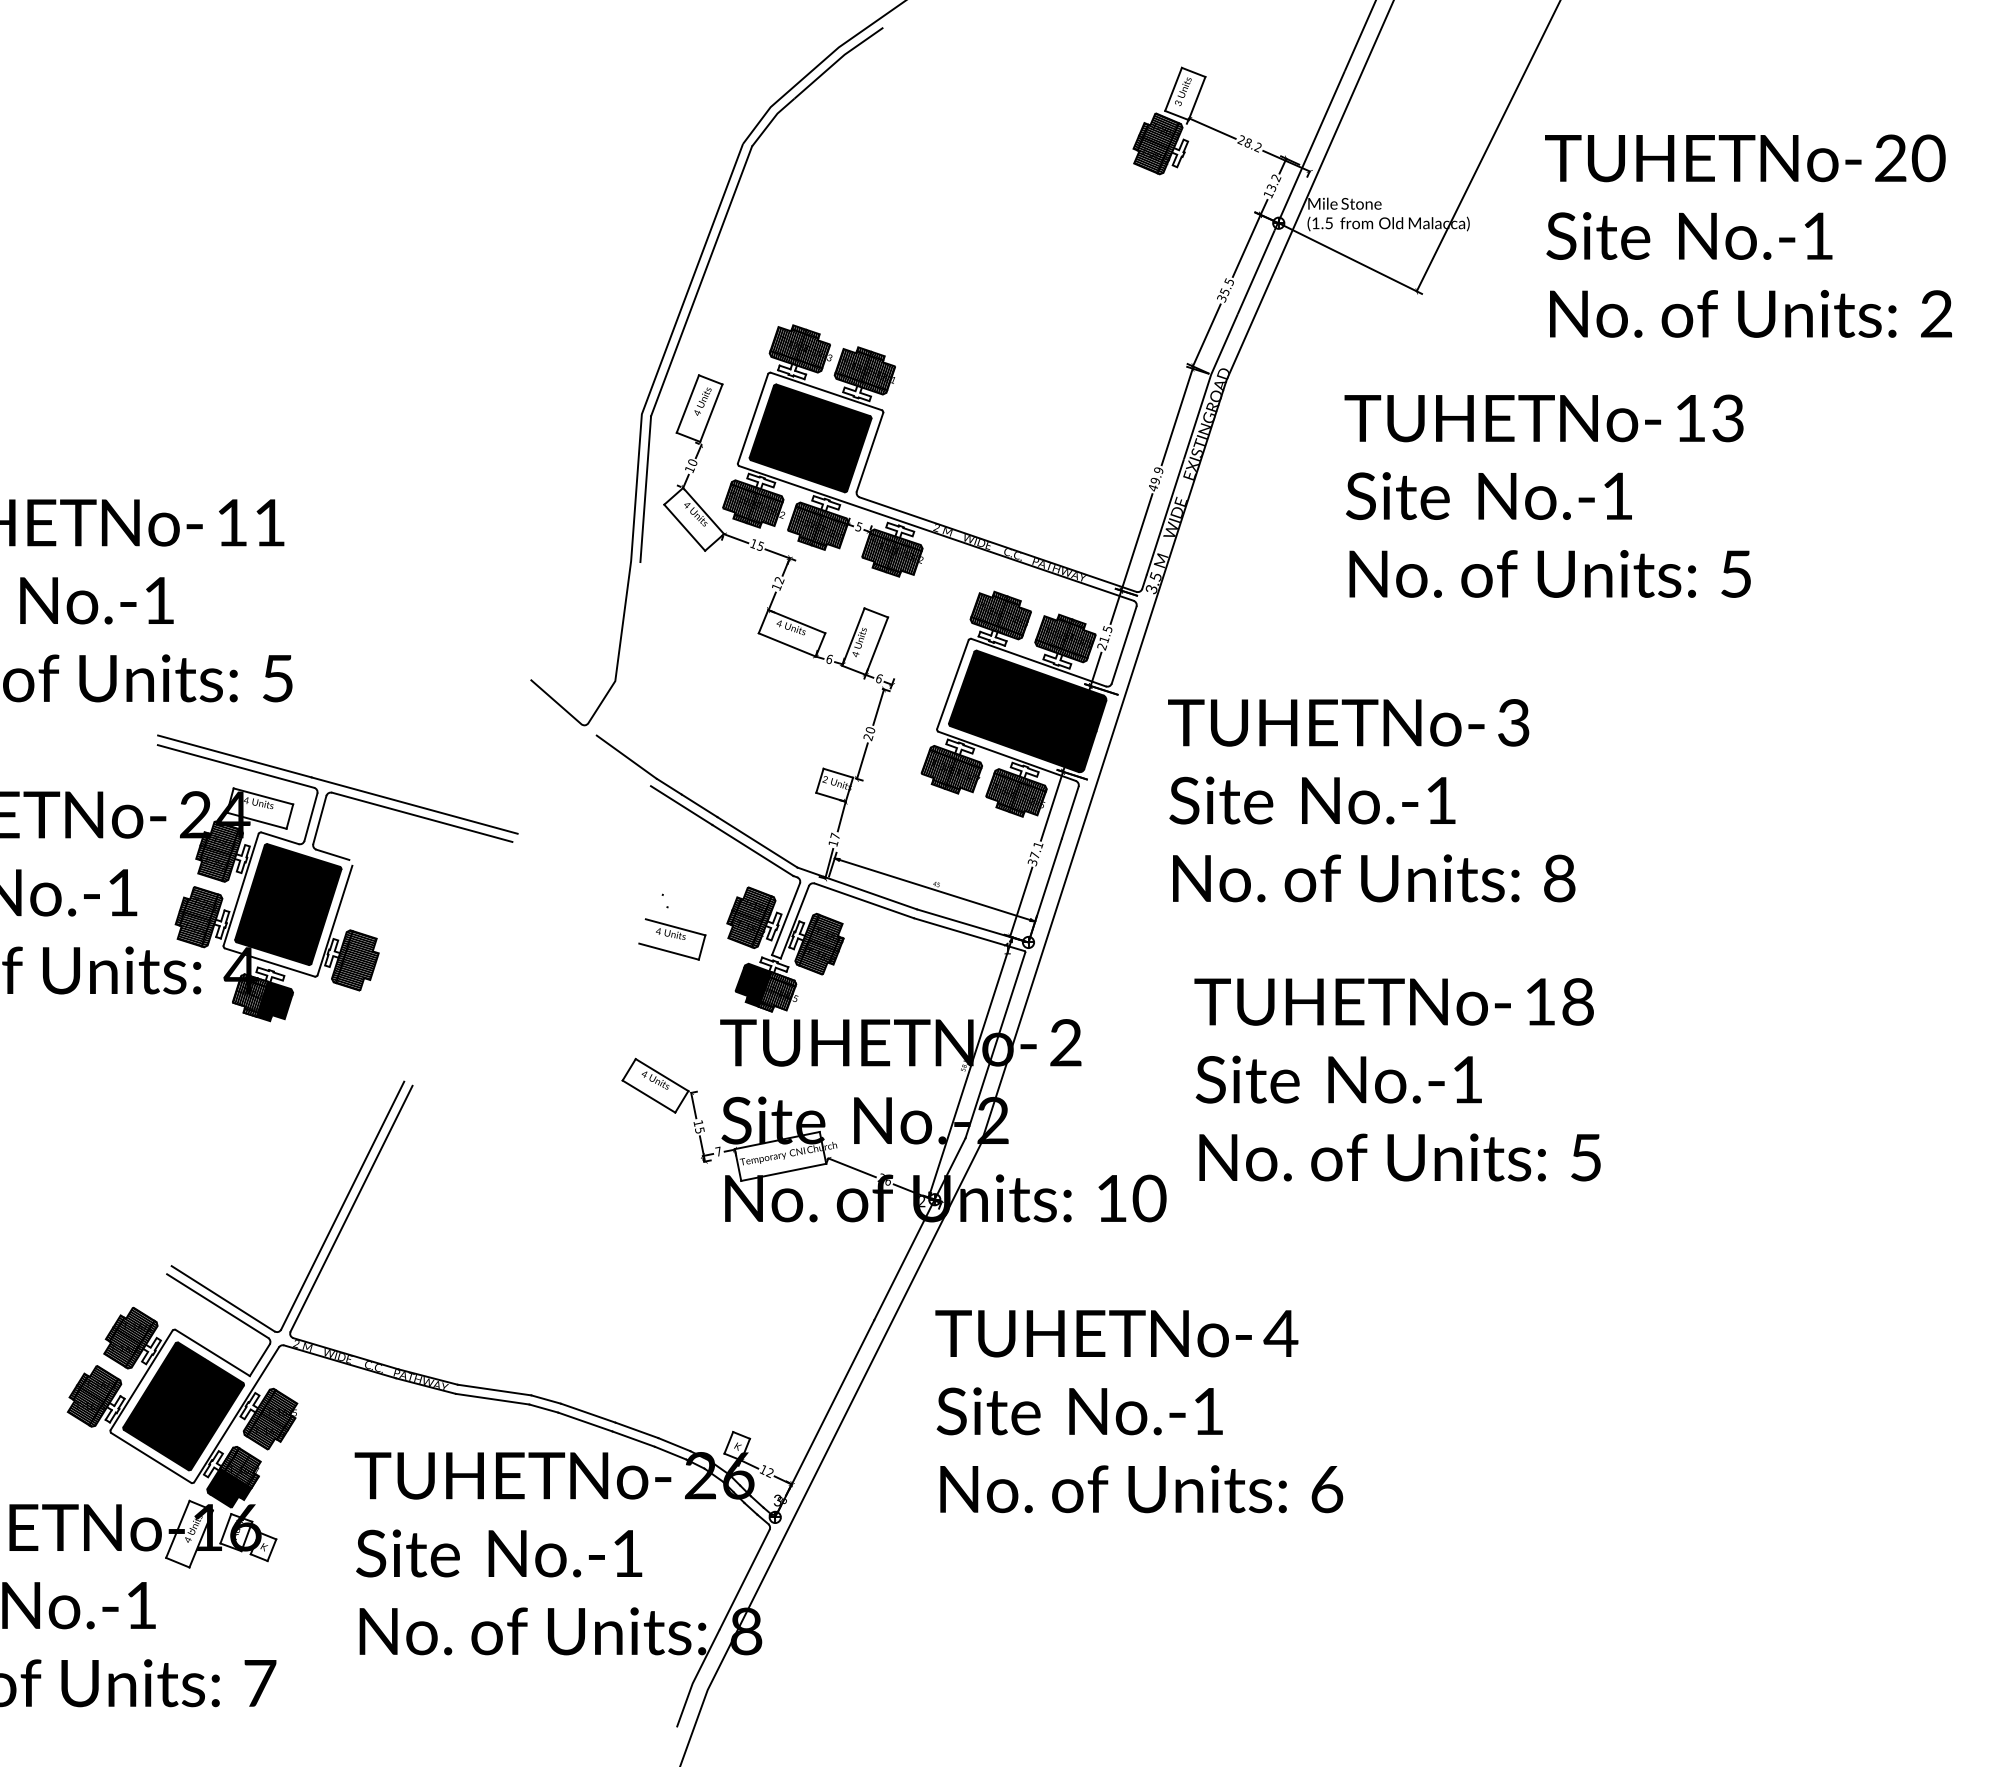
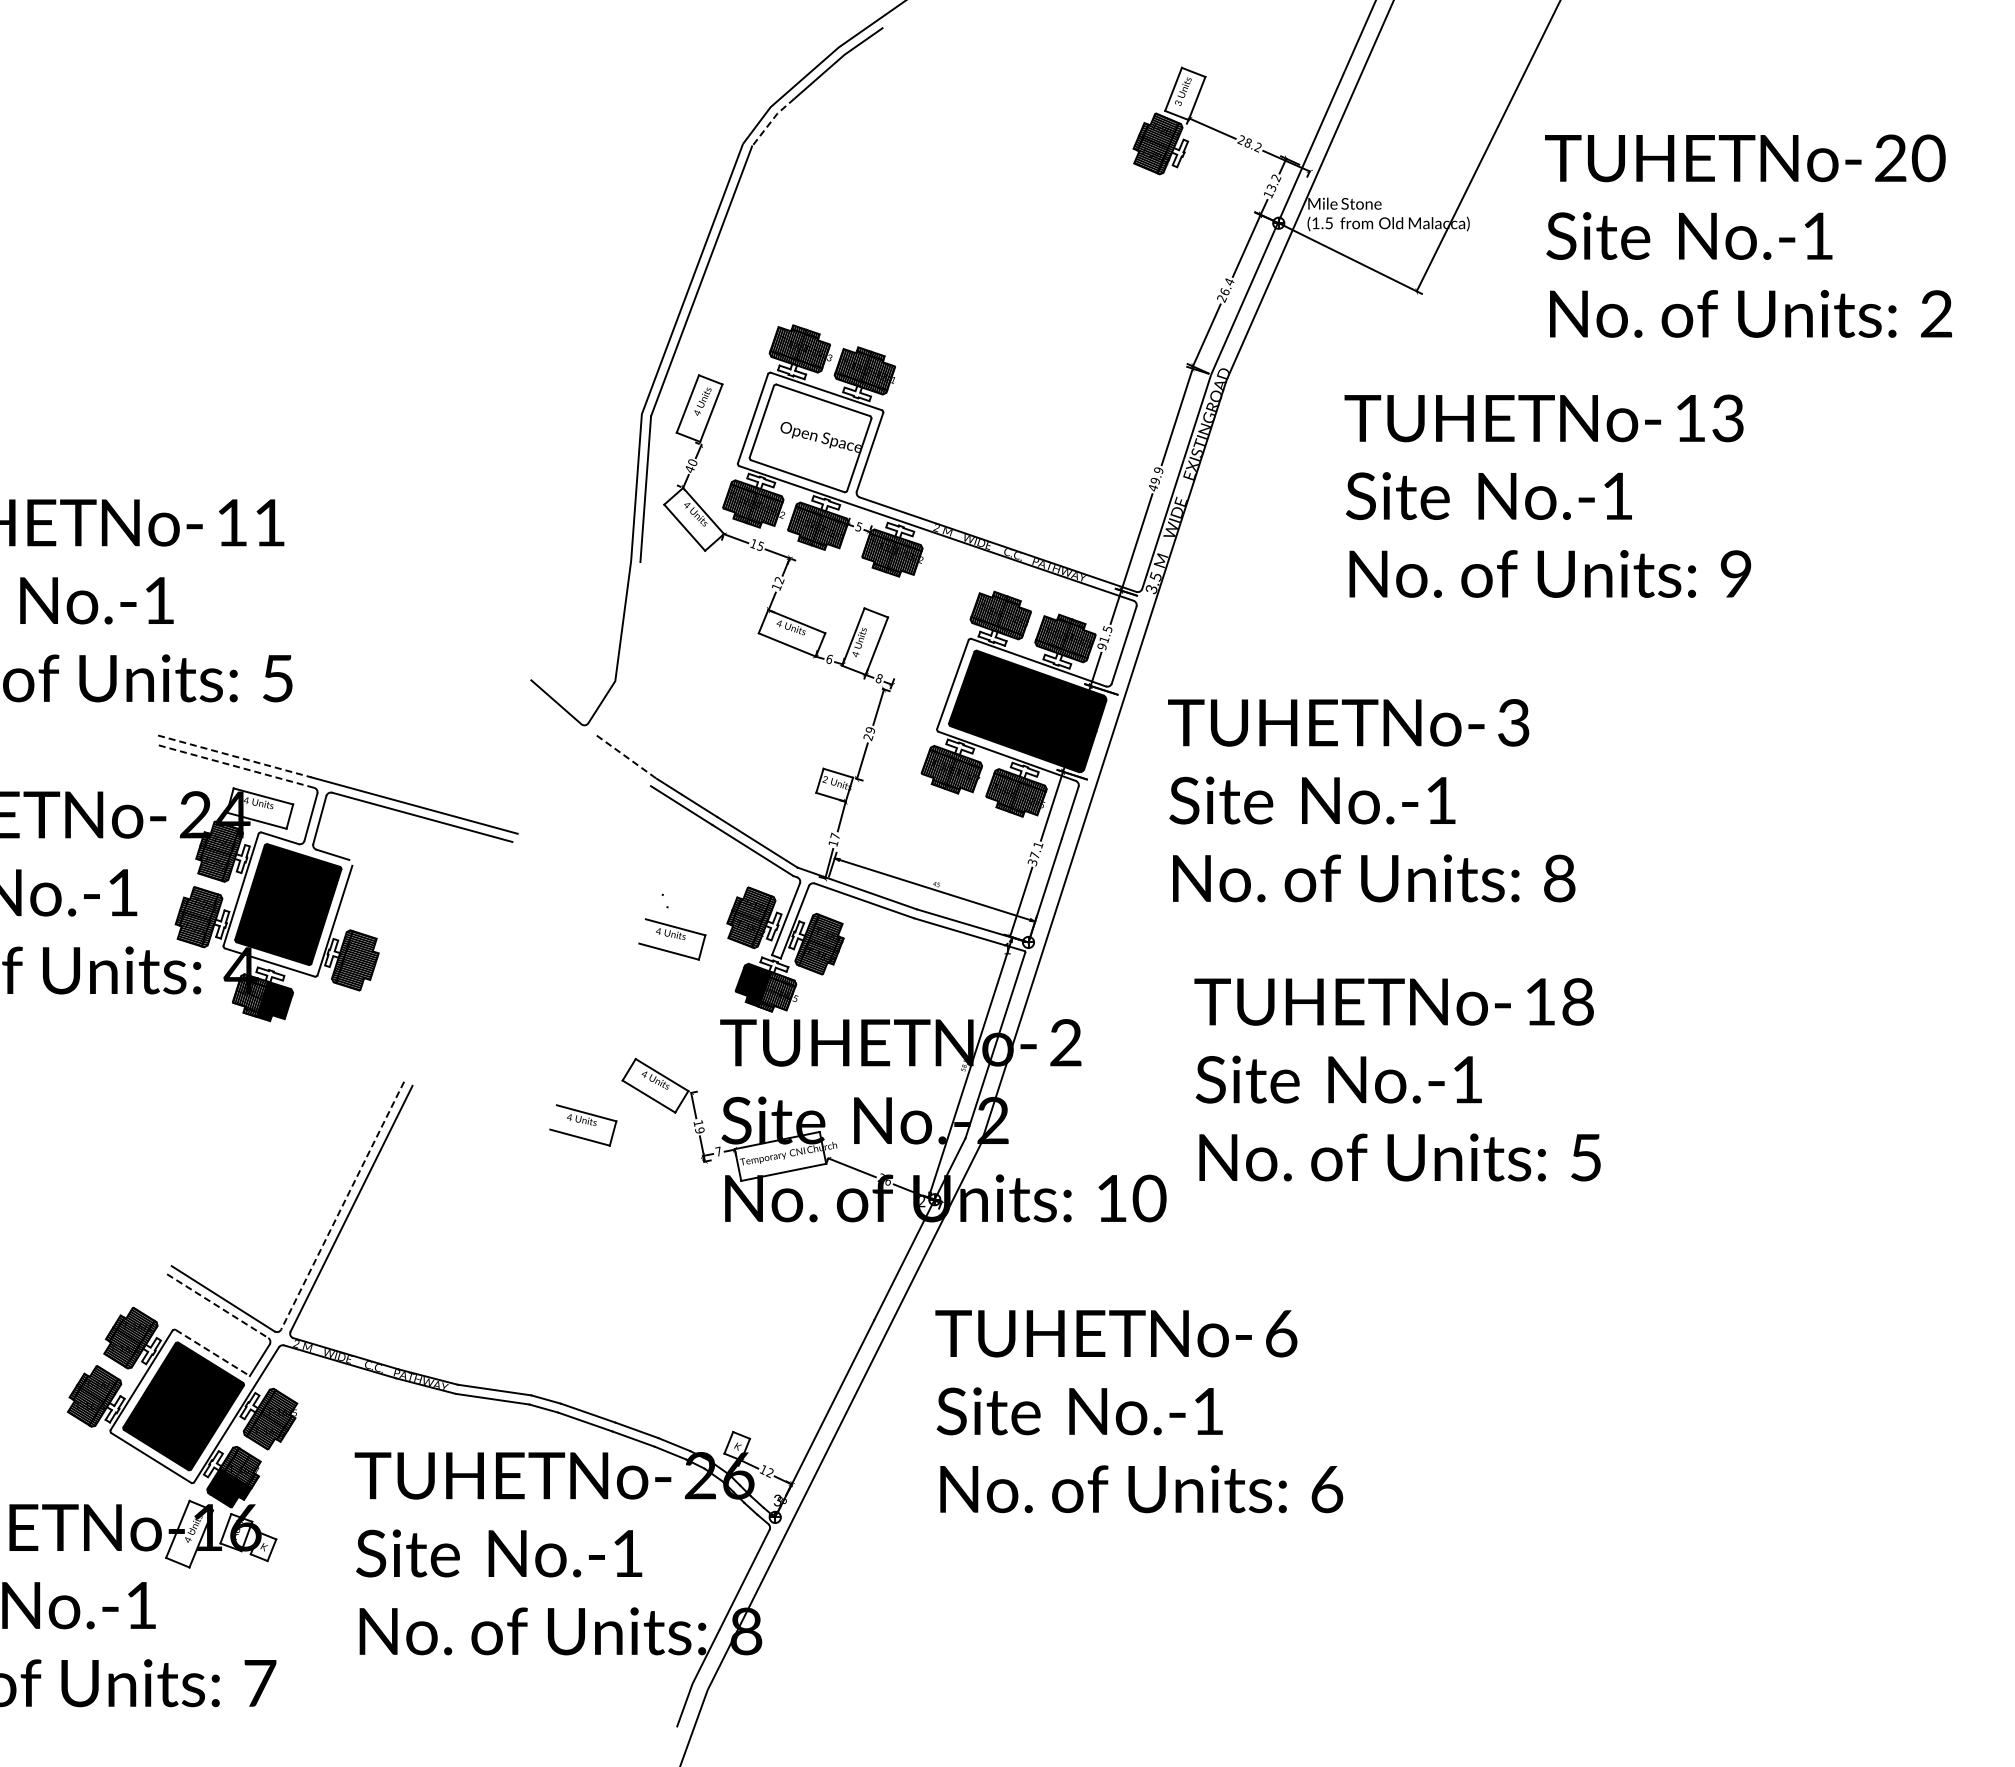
line: solid -> dashed (772, 120)
text: 35.5 -> 26.4 (1225, 289)
fill: present -> none (810, 438)
text: 10 -> 40 (689, 469)
text: 5 -> 9 (1735, 573)
text: 21.5 -> 91.5 (1102, 646)
text: 6 -> 8 (878, 678)
text: 20 -> 29 (870, 730)
line: solid -> dashed (234, 756)
line: solid -> dashed (626, 757)
line: solid -> dashed (236, 766)
part: none -> present (583, 1125)
text: 15 -> 19 (699, 1130)
line: solid -> dashed (342, 1206)
line: solid -> dashed (217, 1306)
text: 4 -> 6 (1280, 1333)
line: solid -> dashed (212, 1353)
